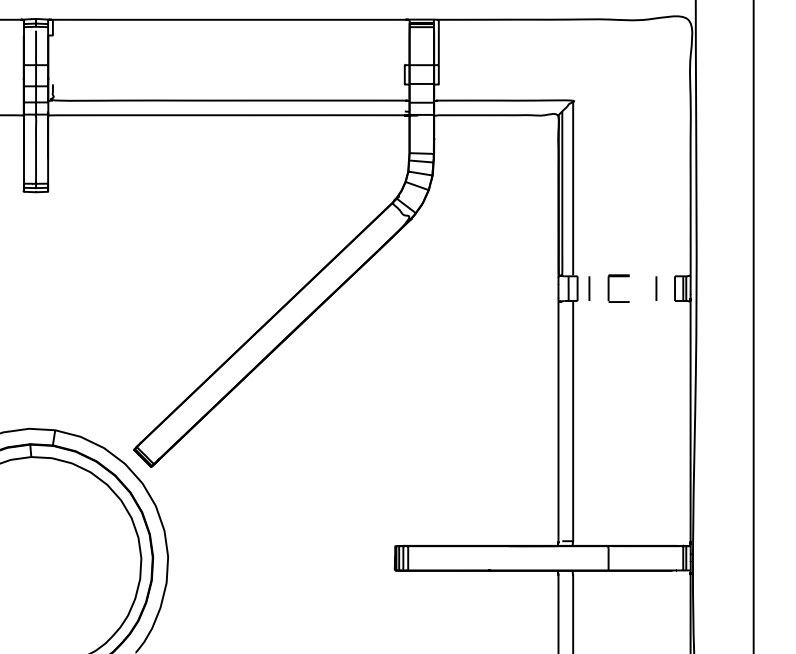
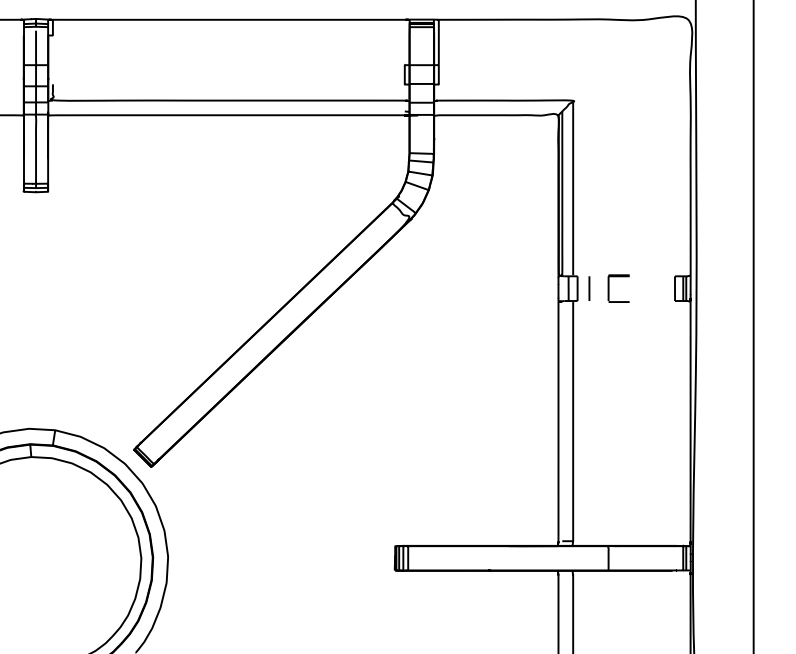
line: present -> none (656, 288)
